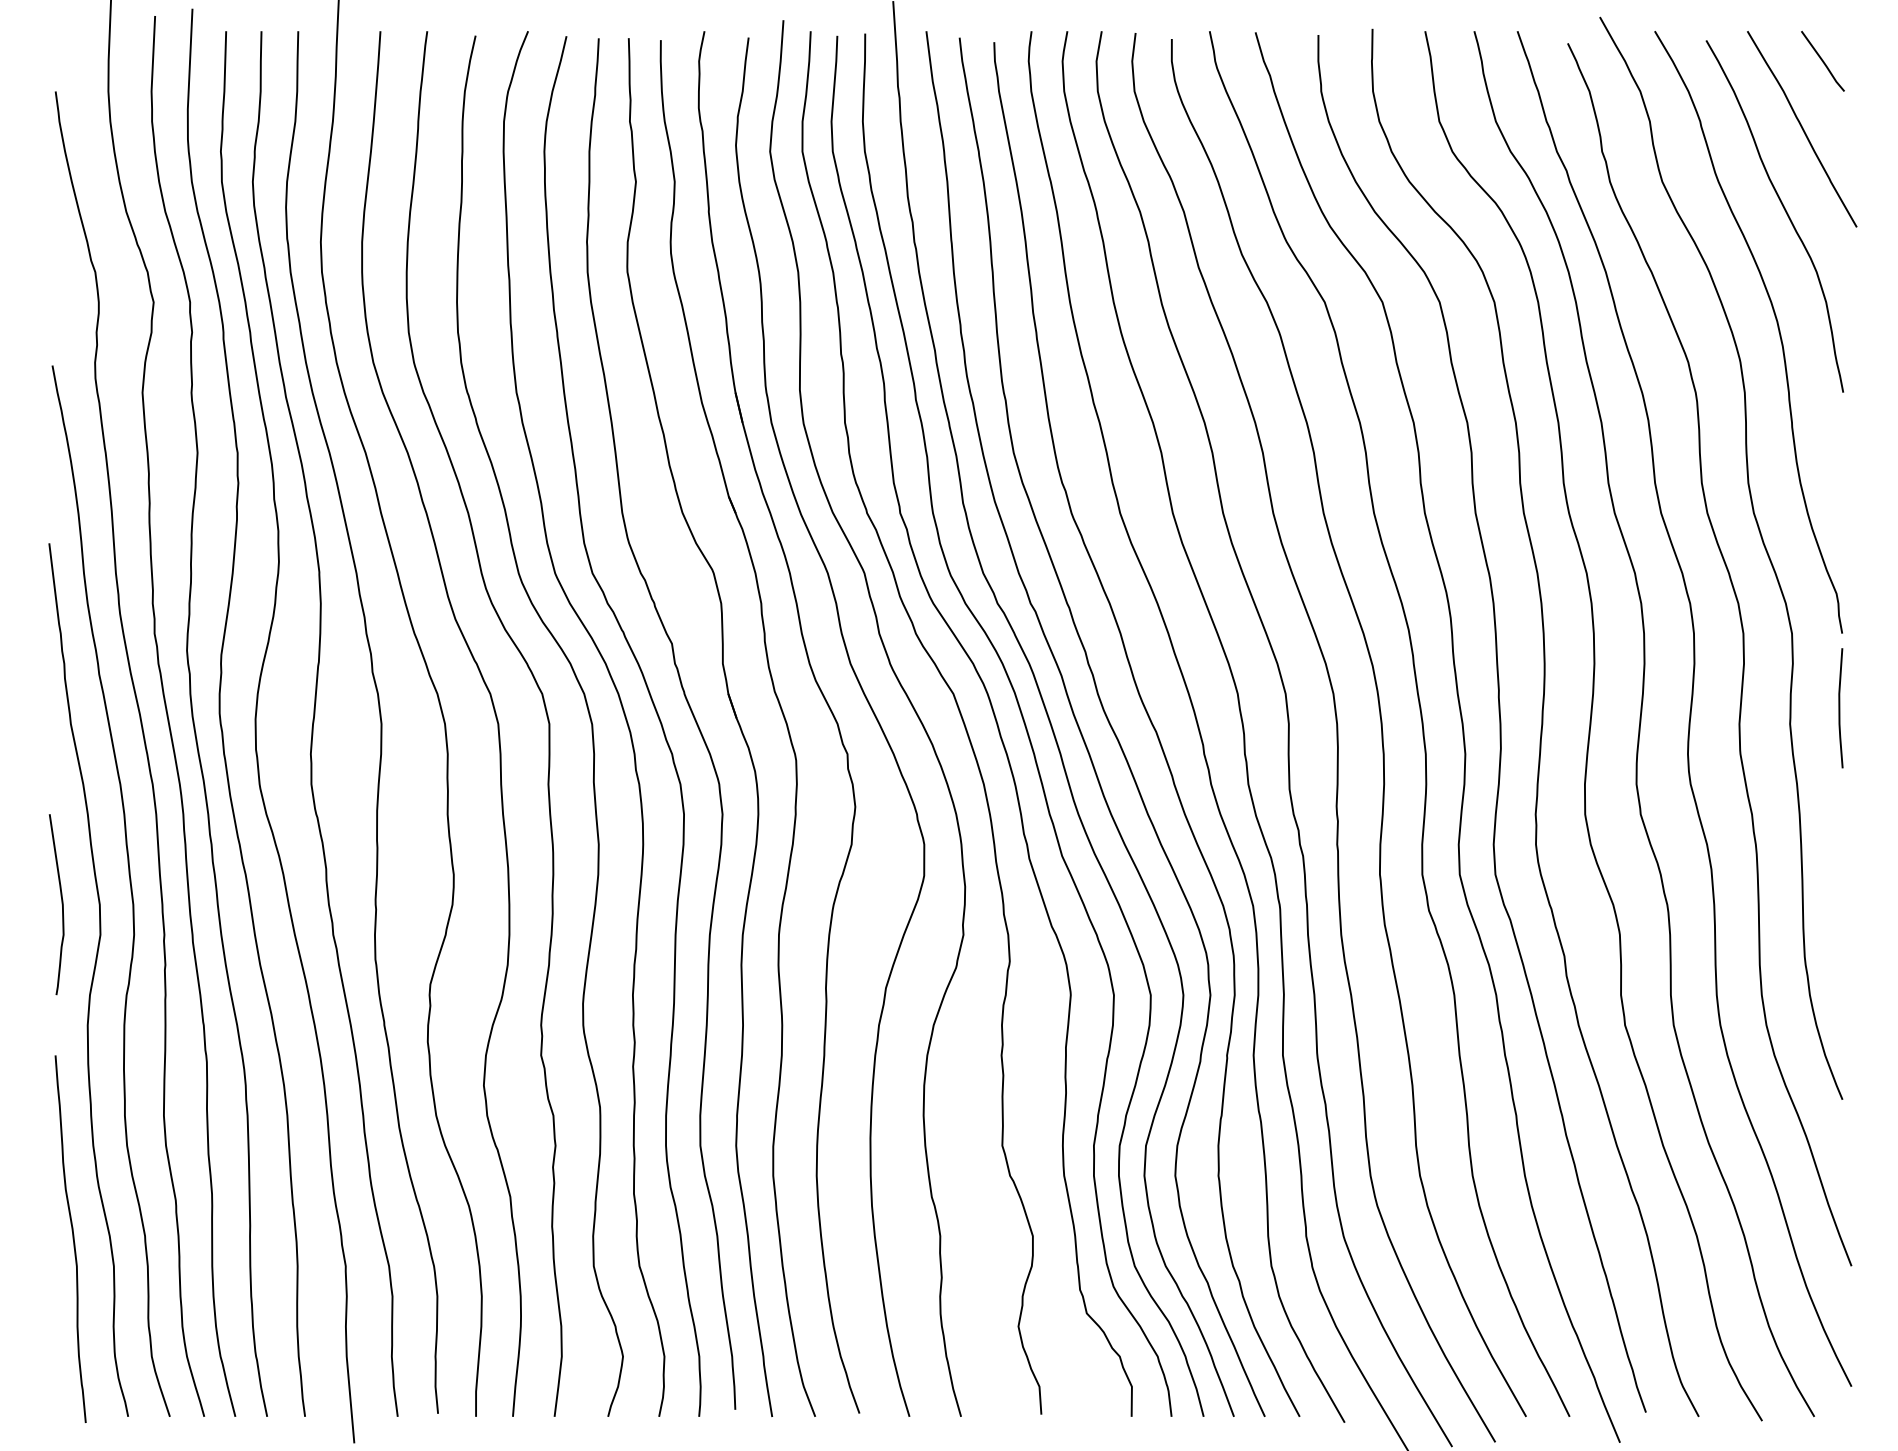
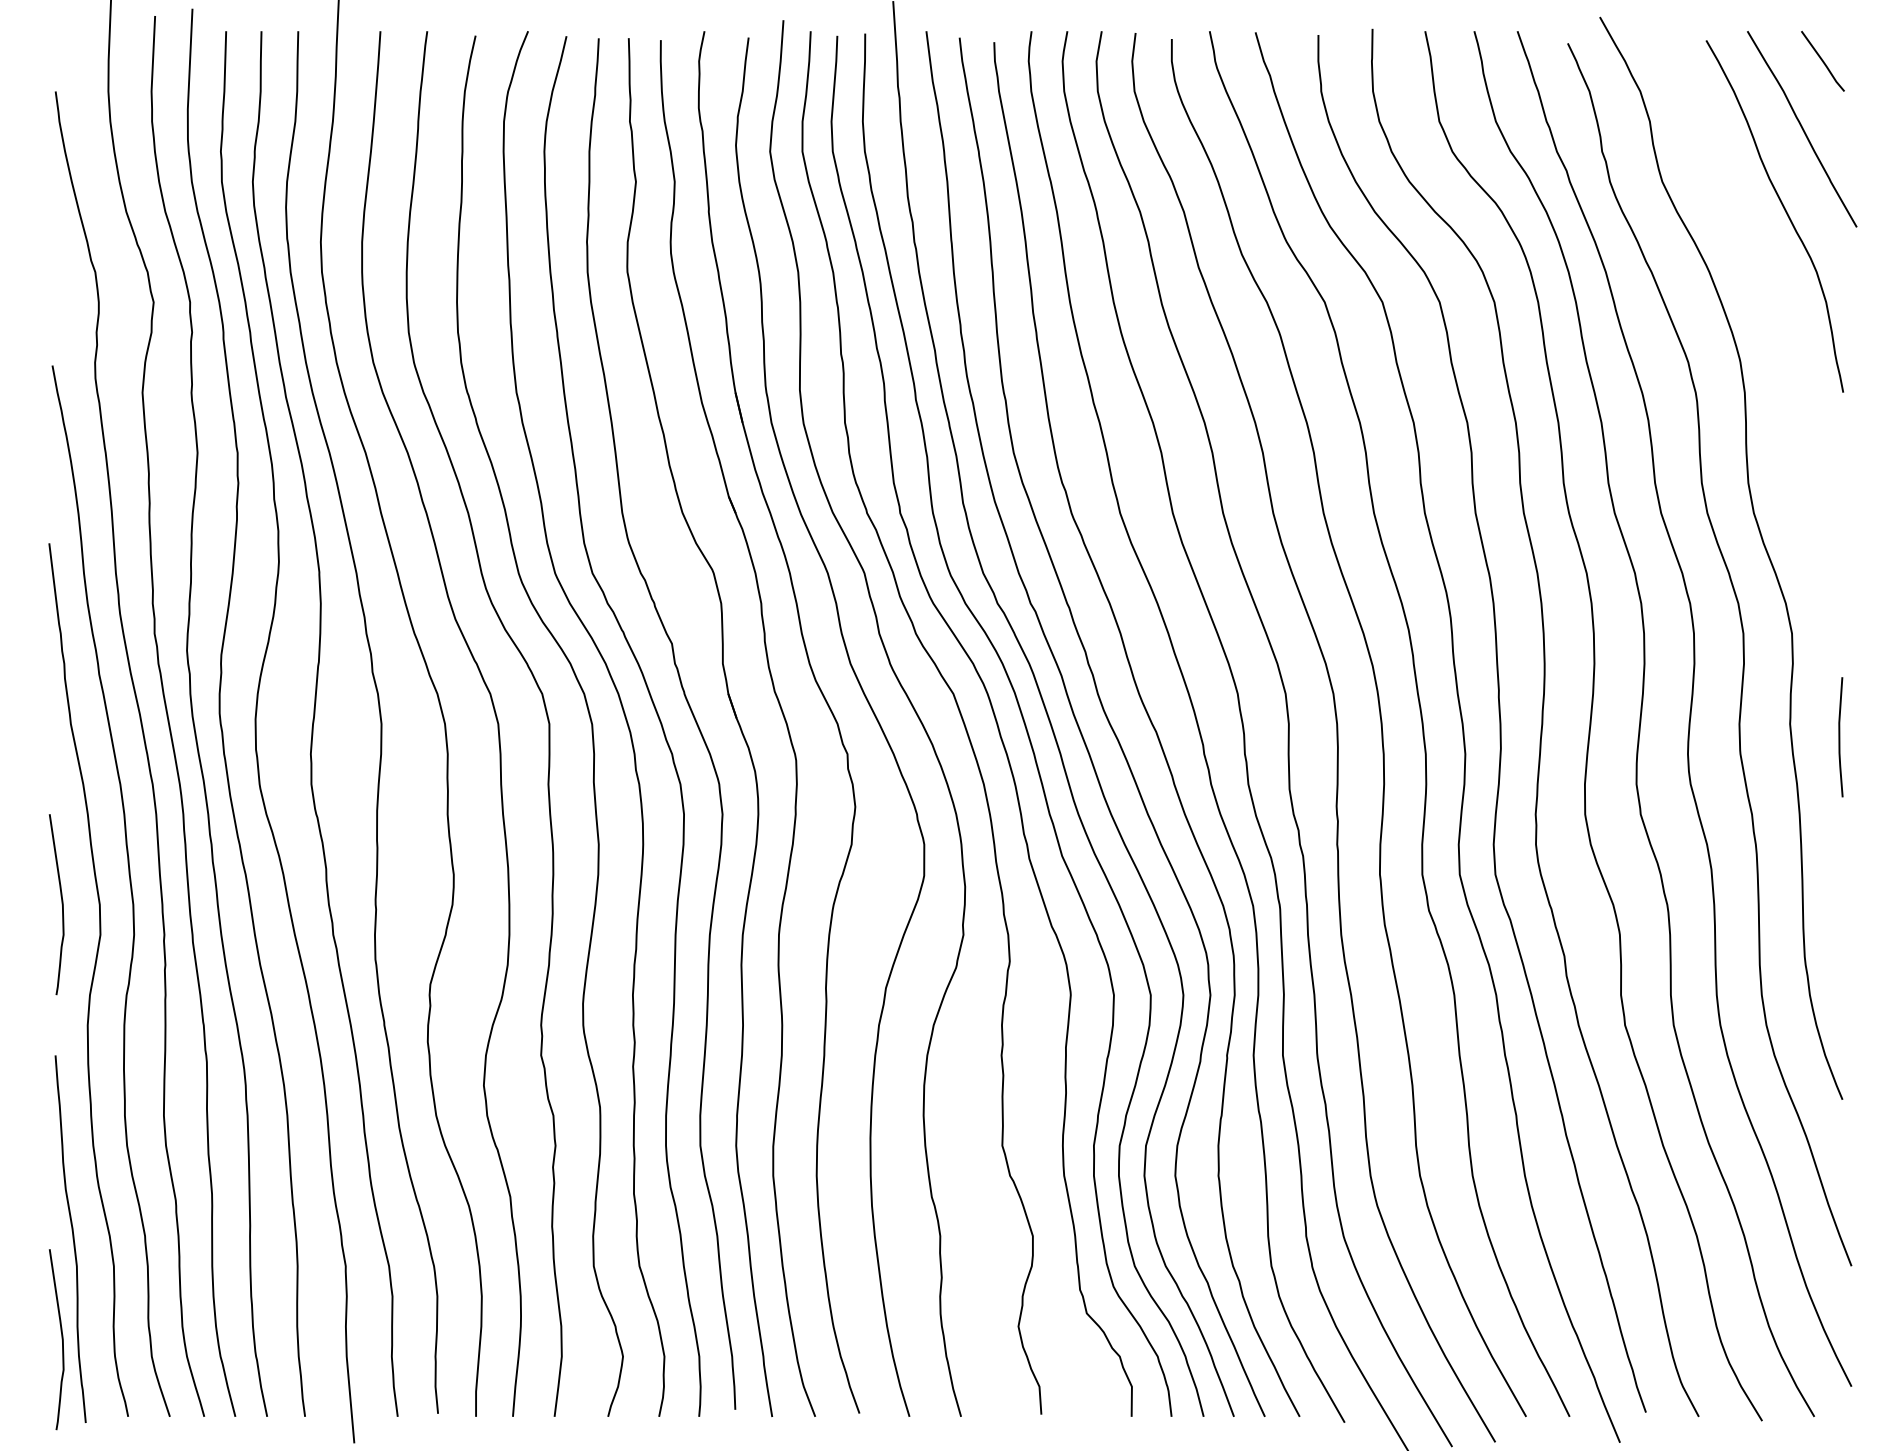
curve: present -> none (1777, 328)
line position: (1840, 708) -> (1840, 737) (1840, 737)
curve: none -> present (61, 1339)
